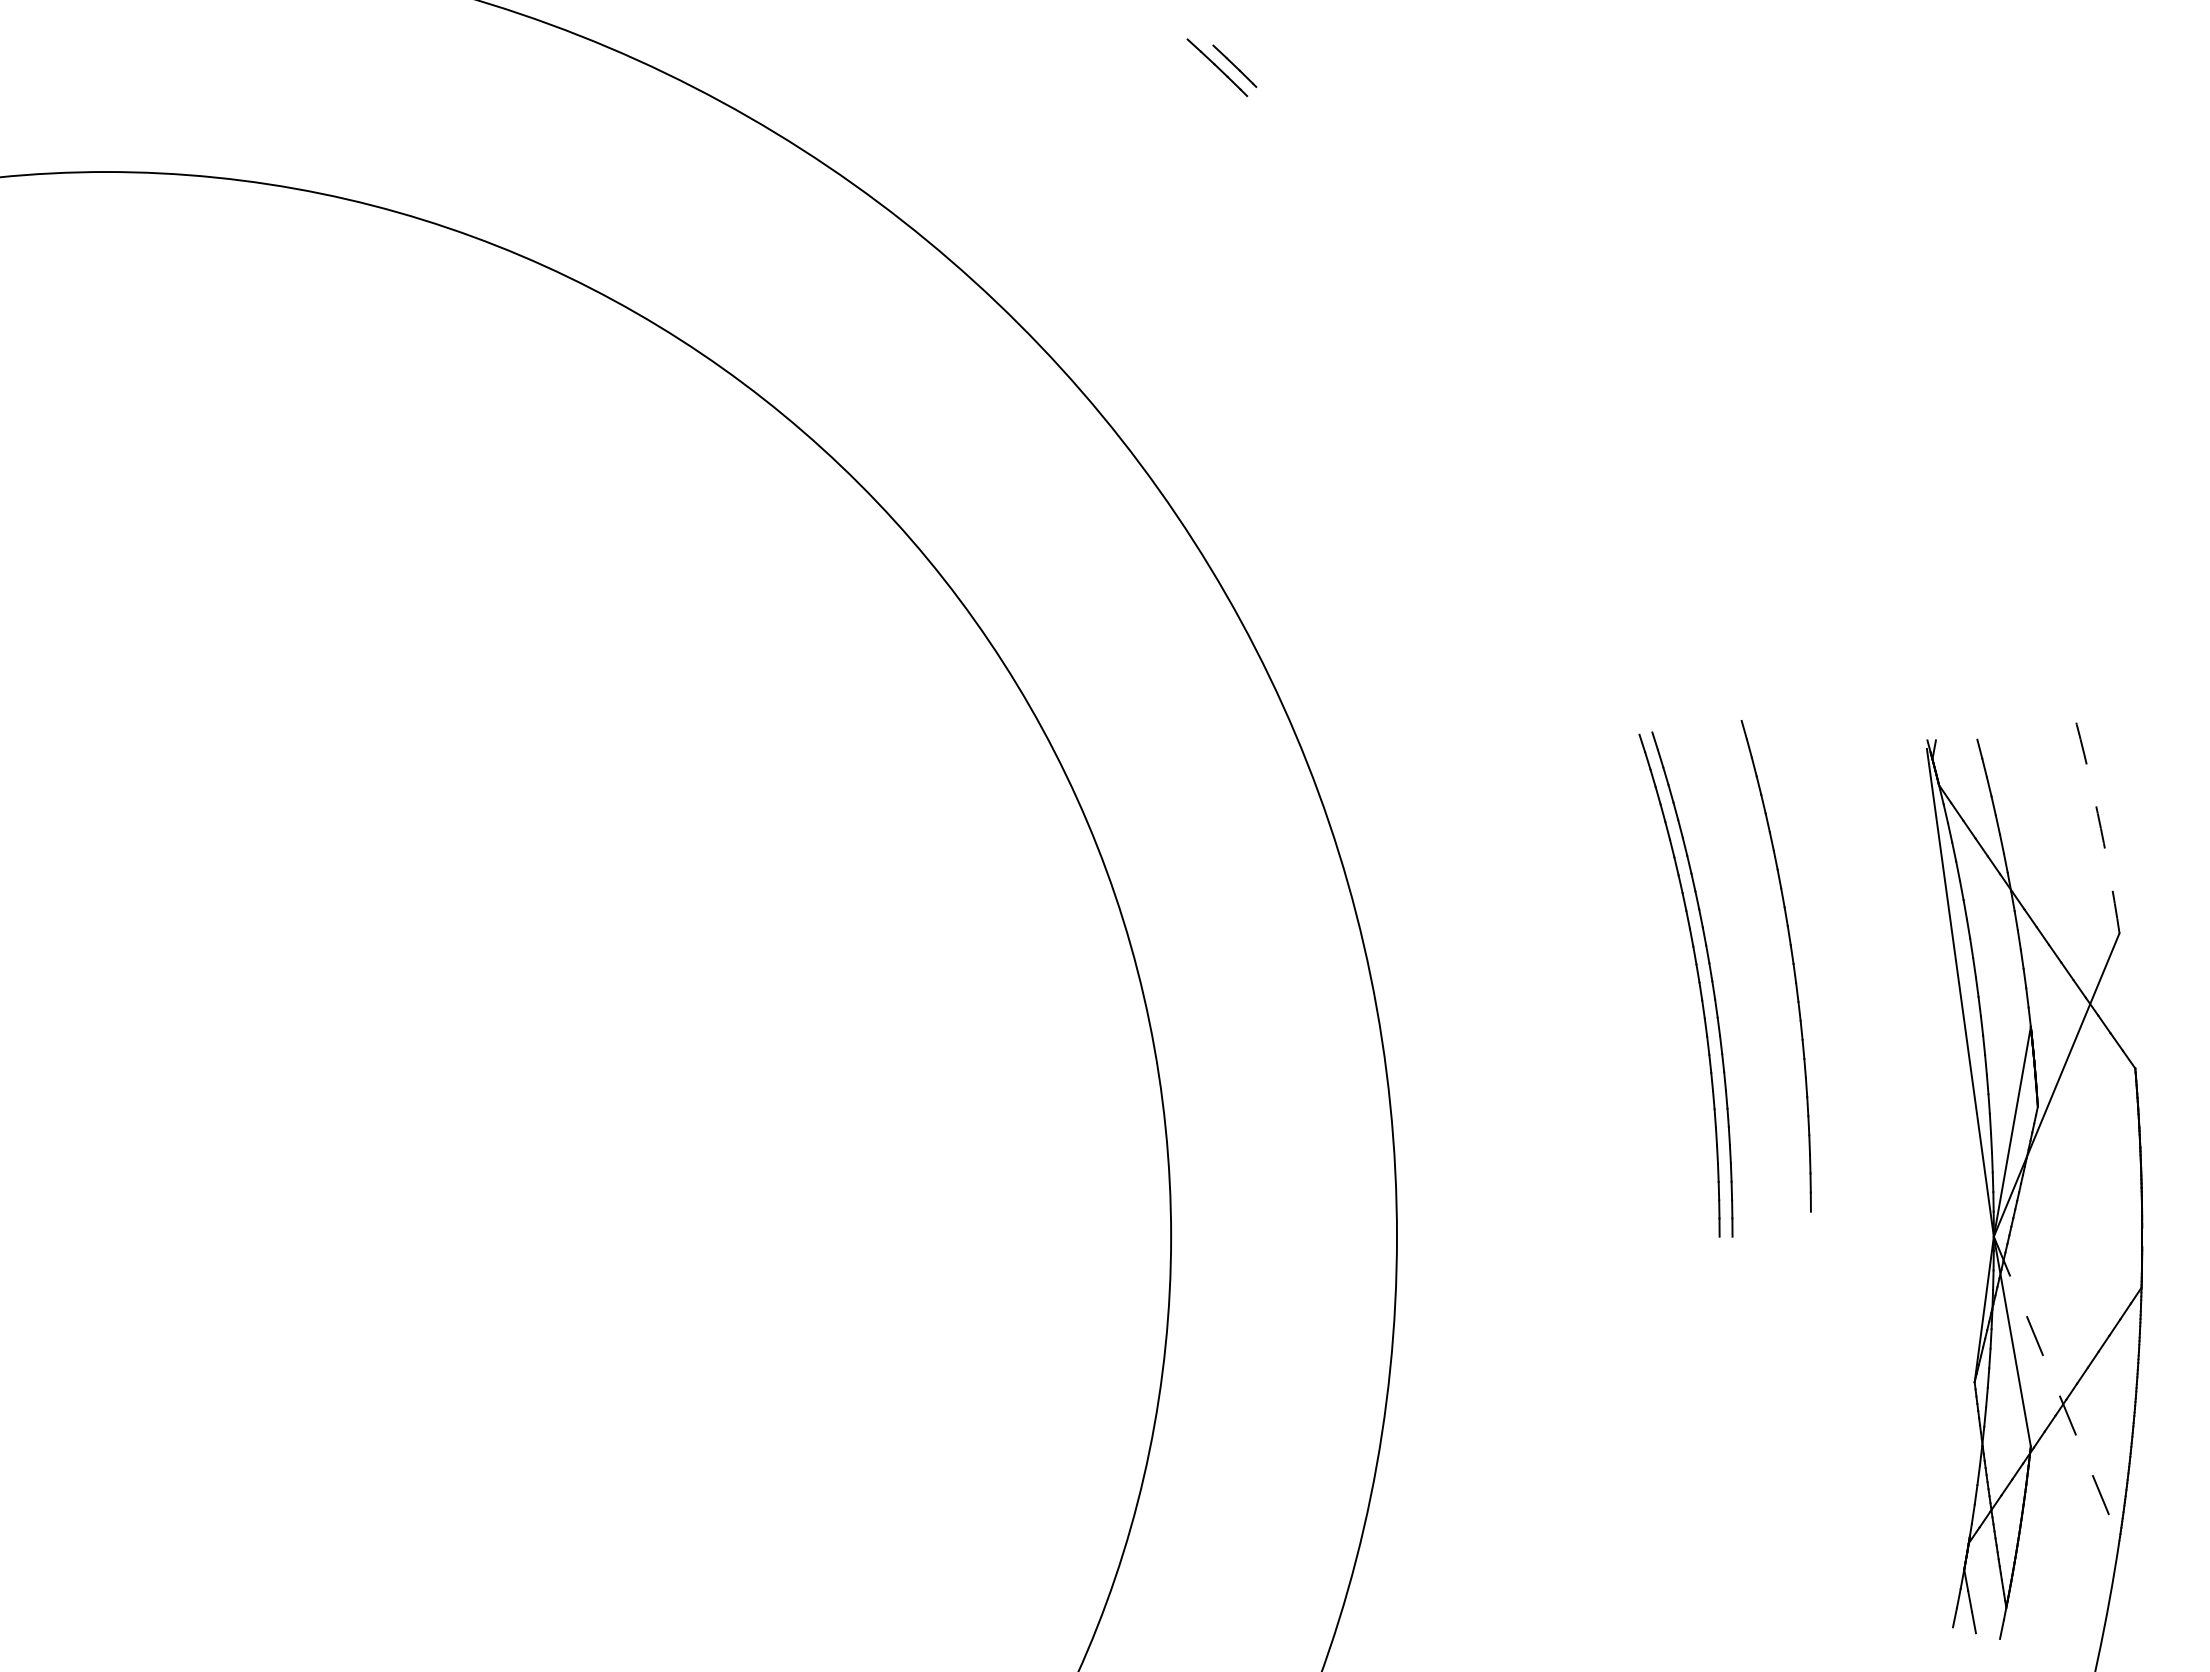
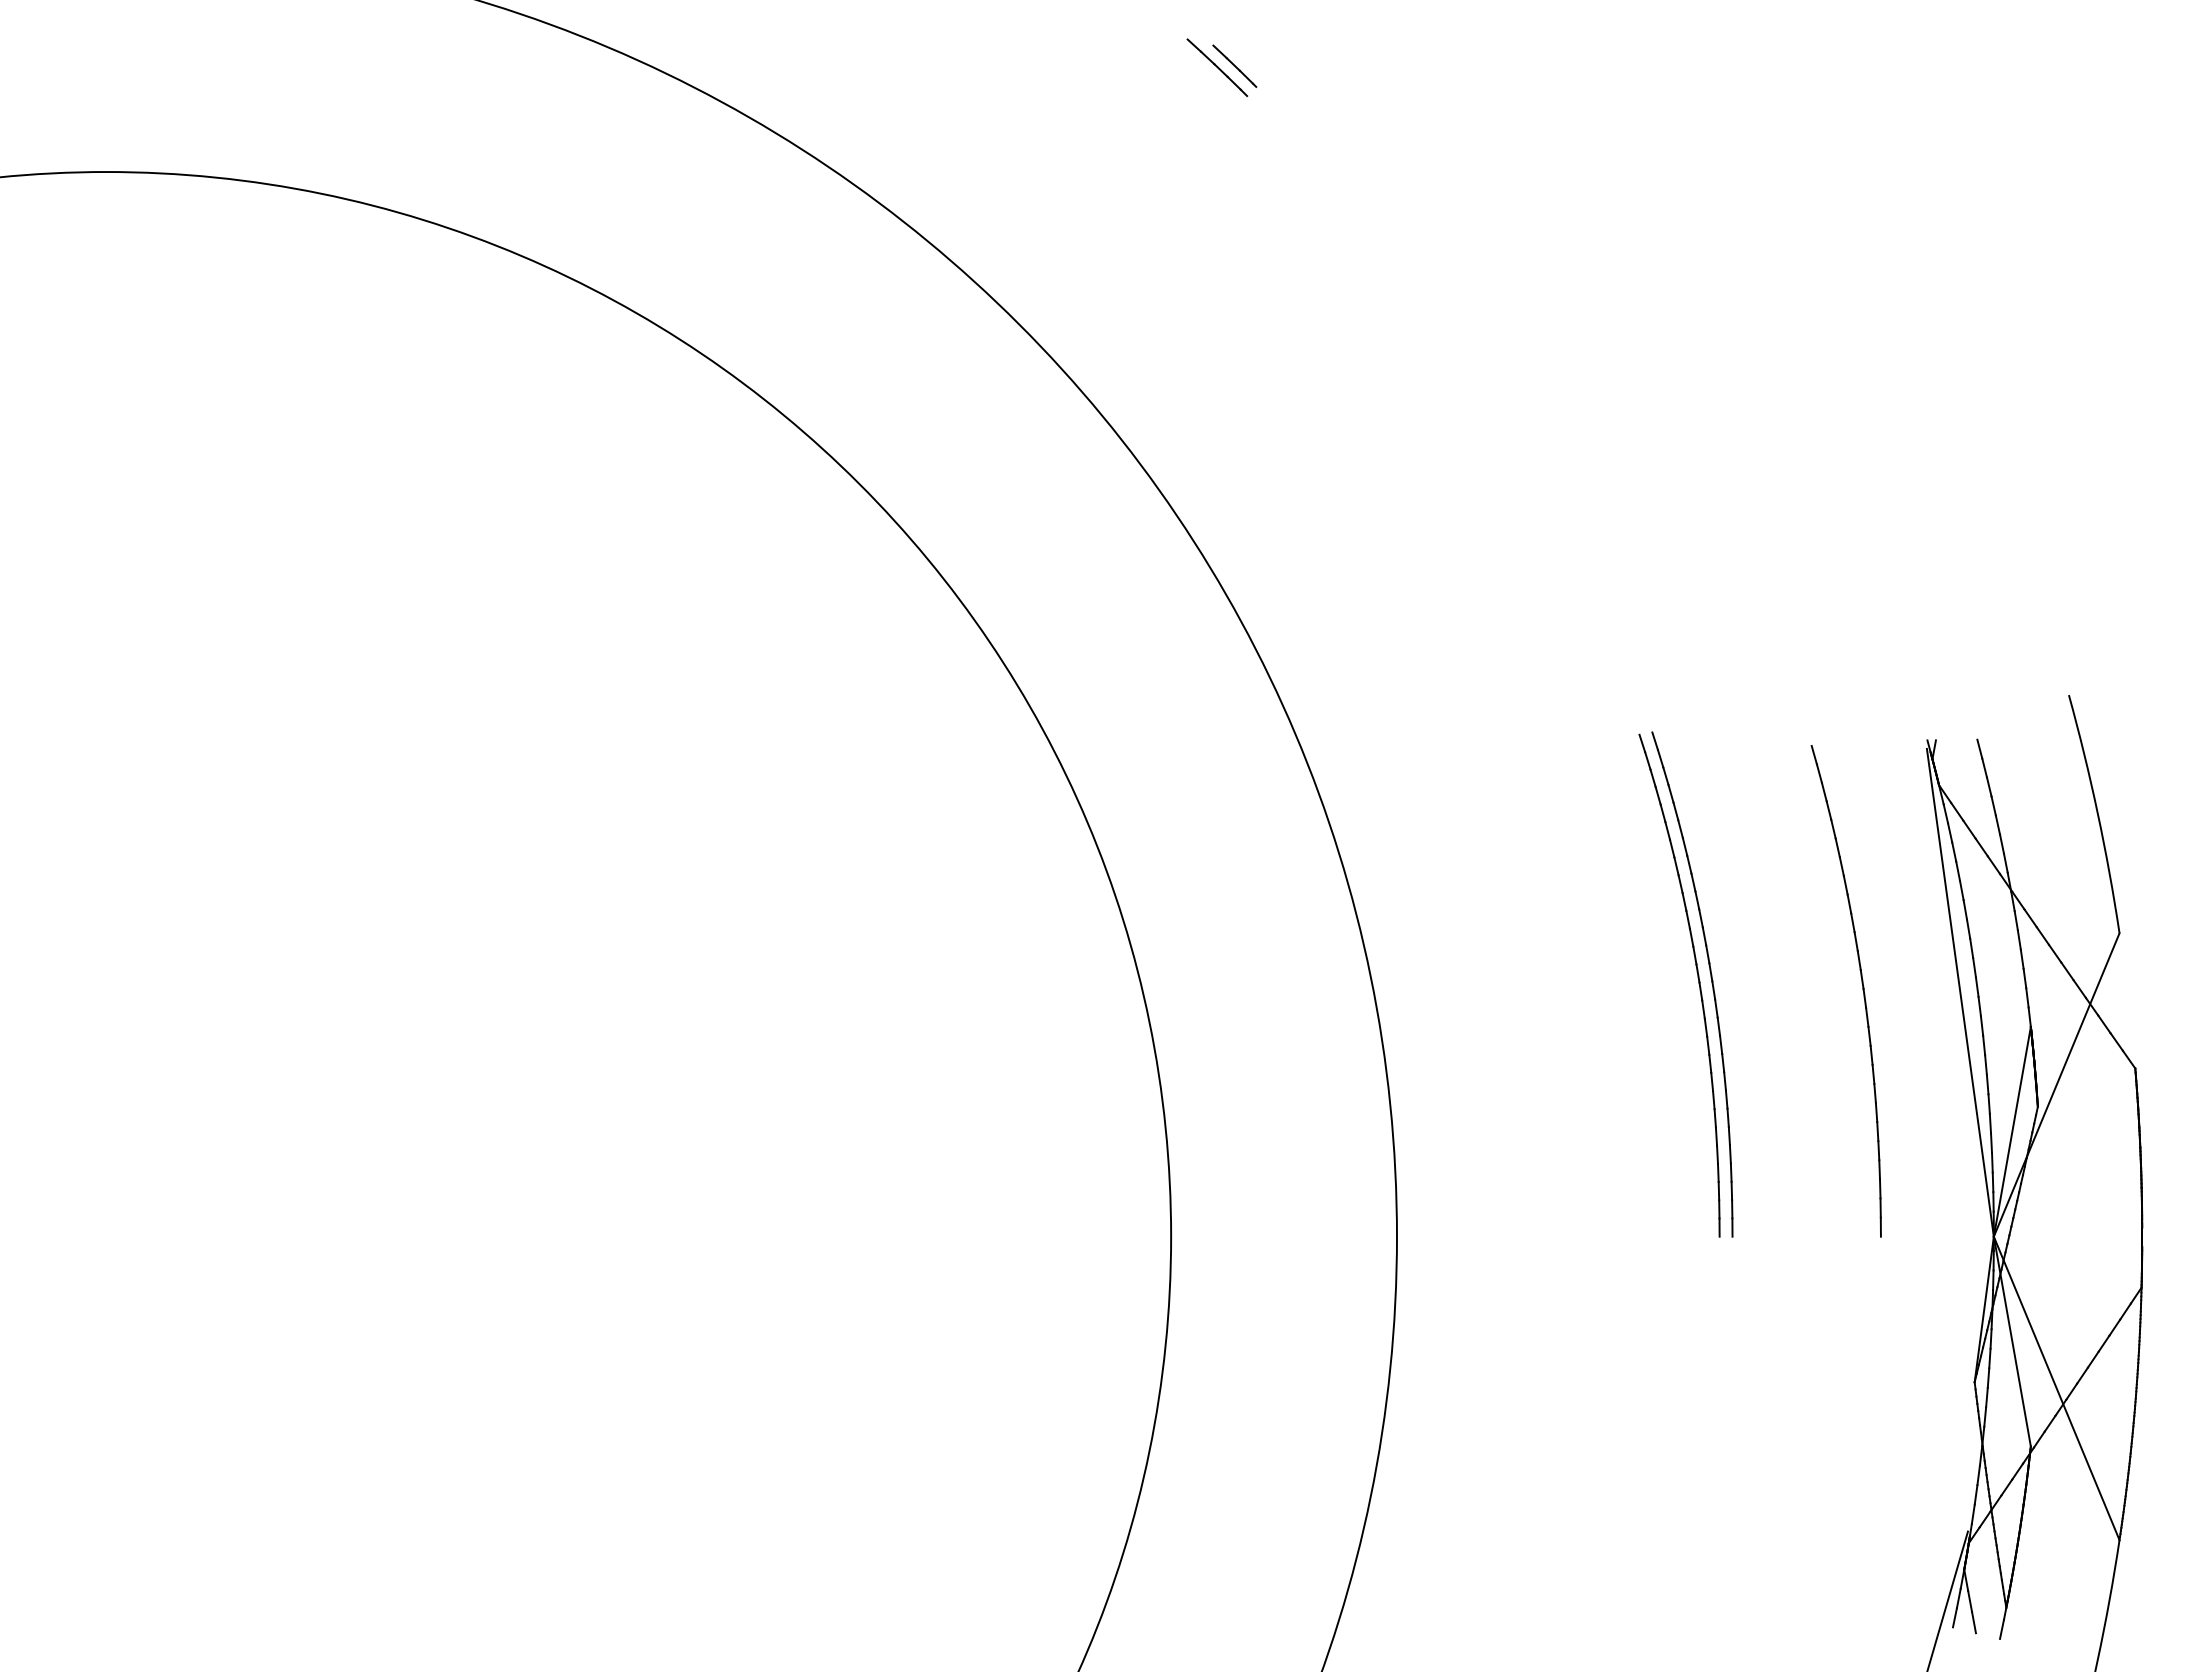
arc: dashed -> solid (2097, 813)
part position: (1792, 965) -> (1862, 990) (1862, 990)
line: dashed -> solid (2056, 1388)
line: none -> present (1947, 1599)
